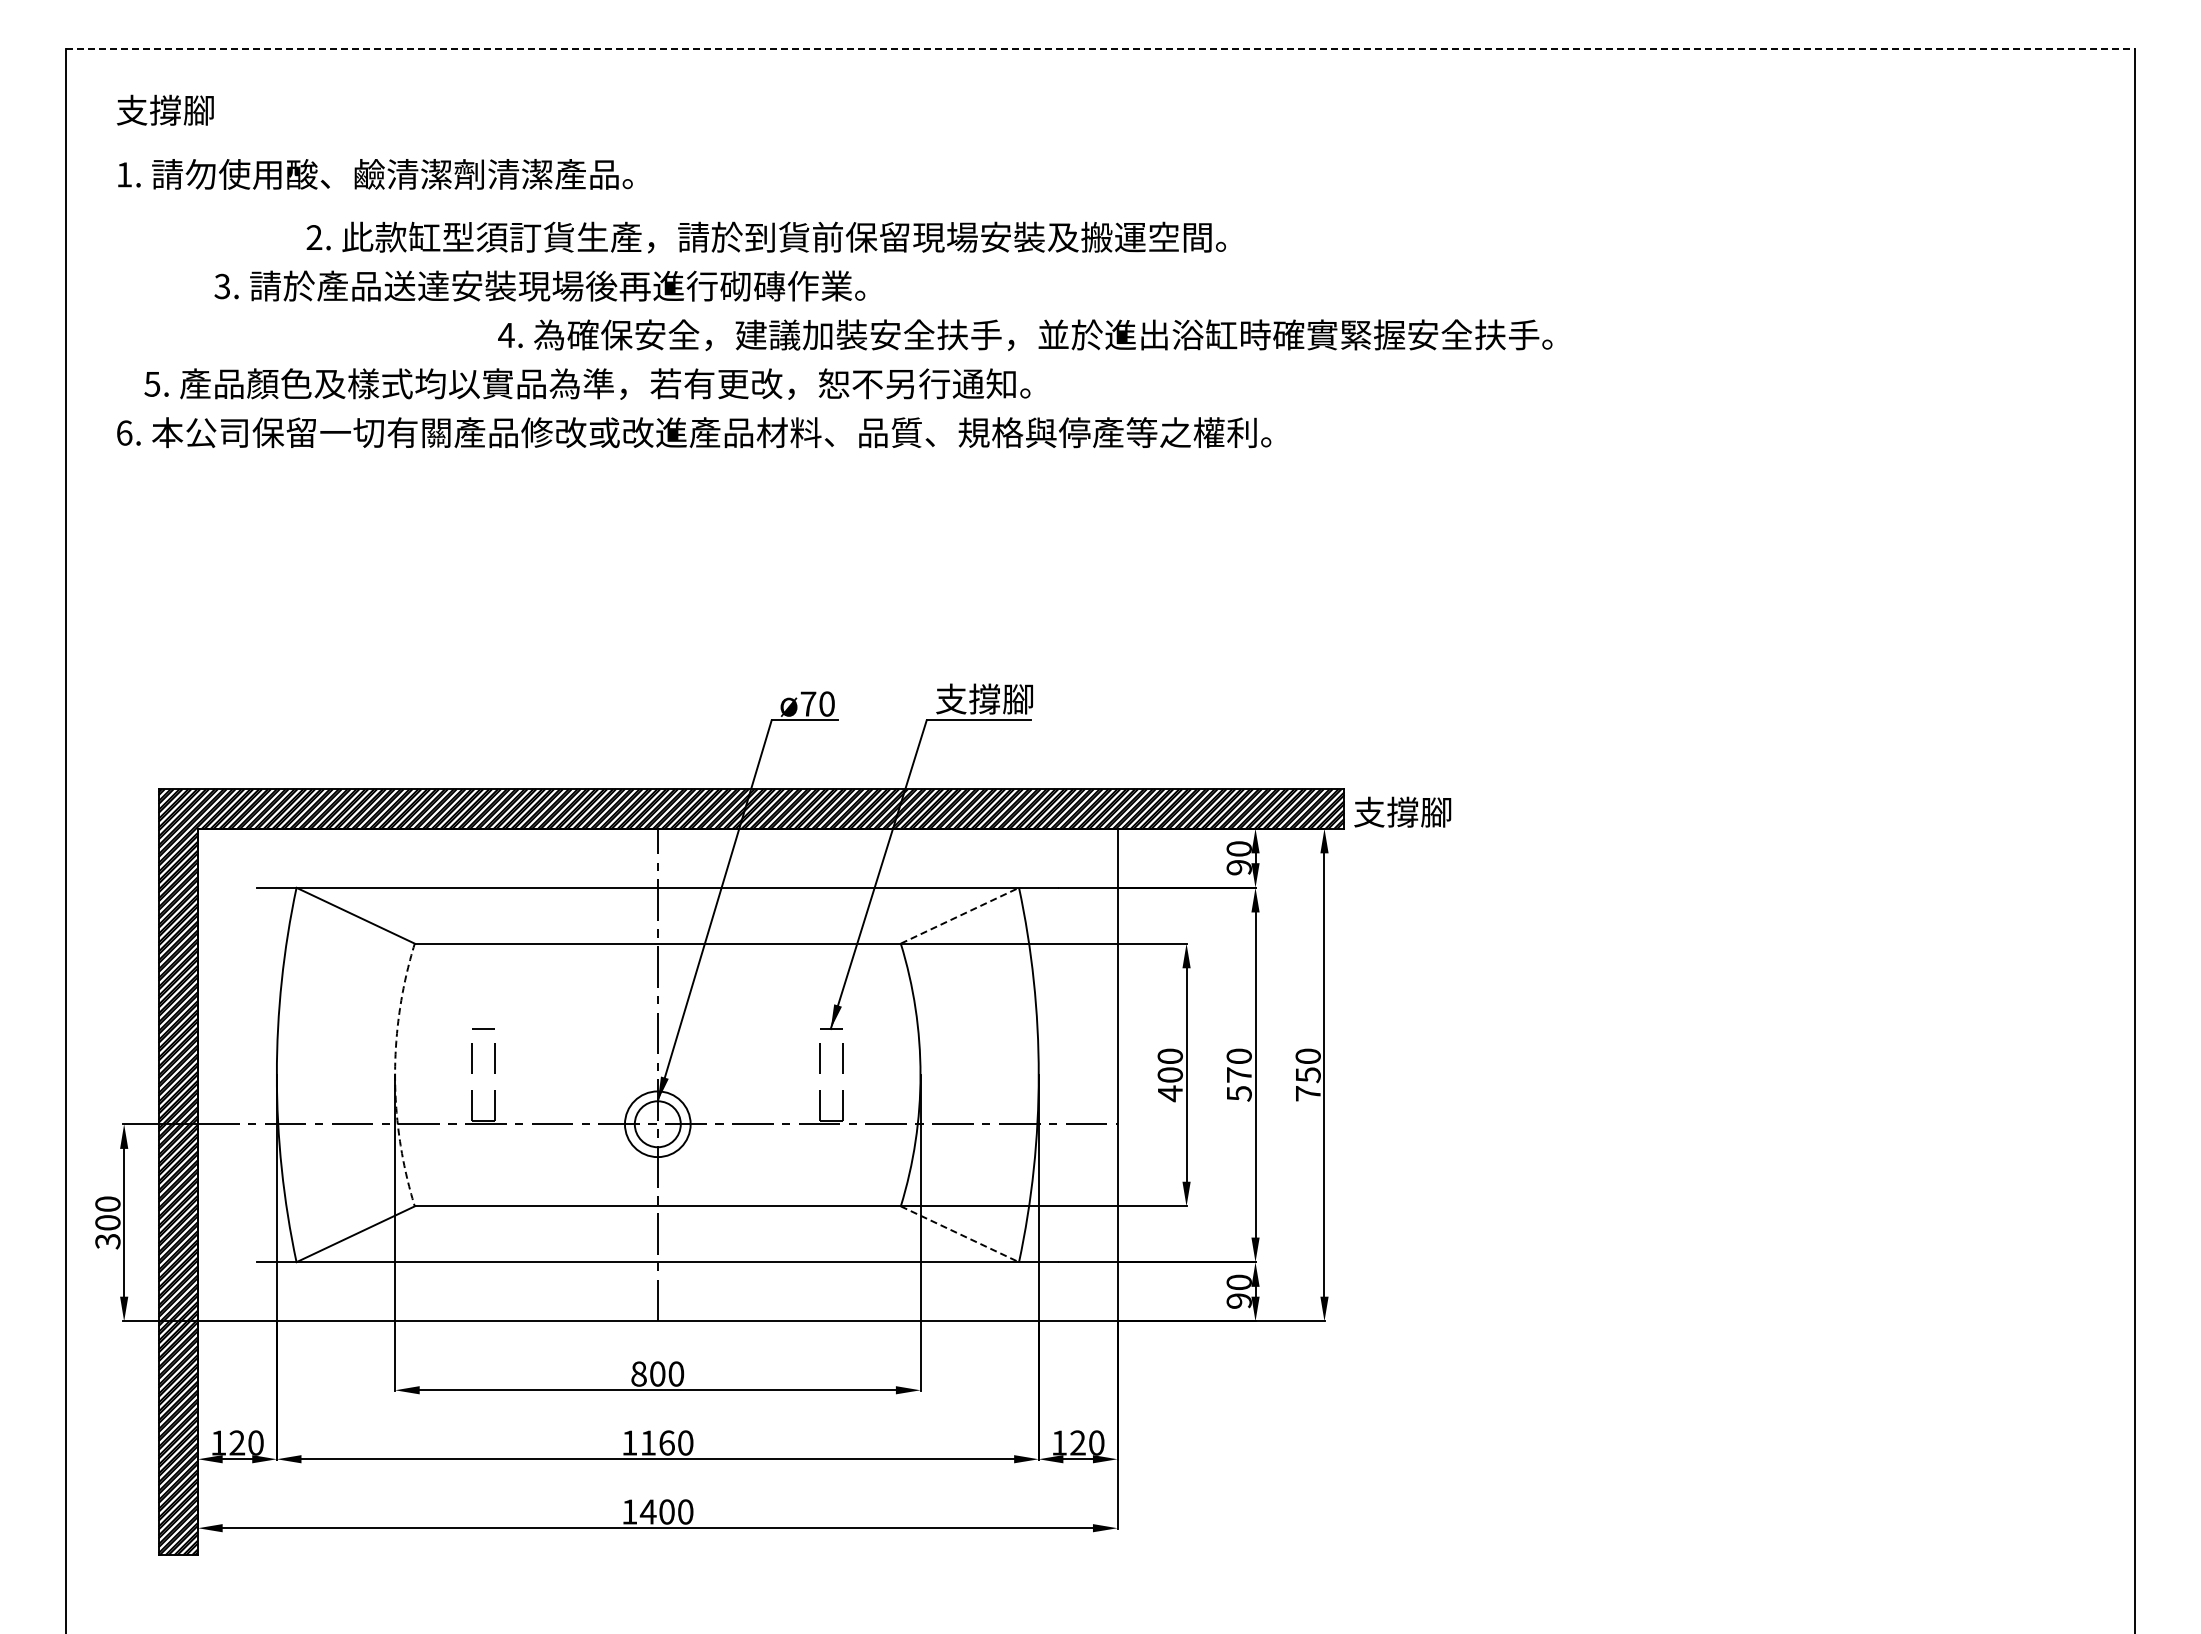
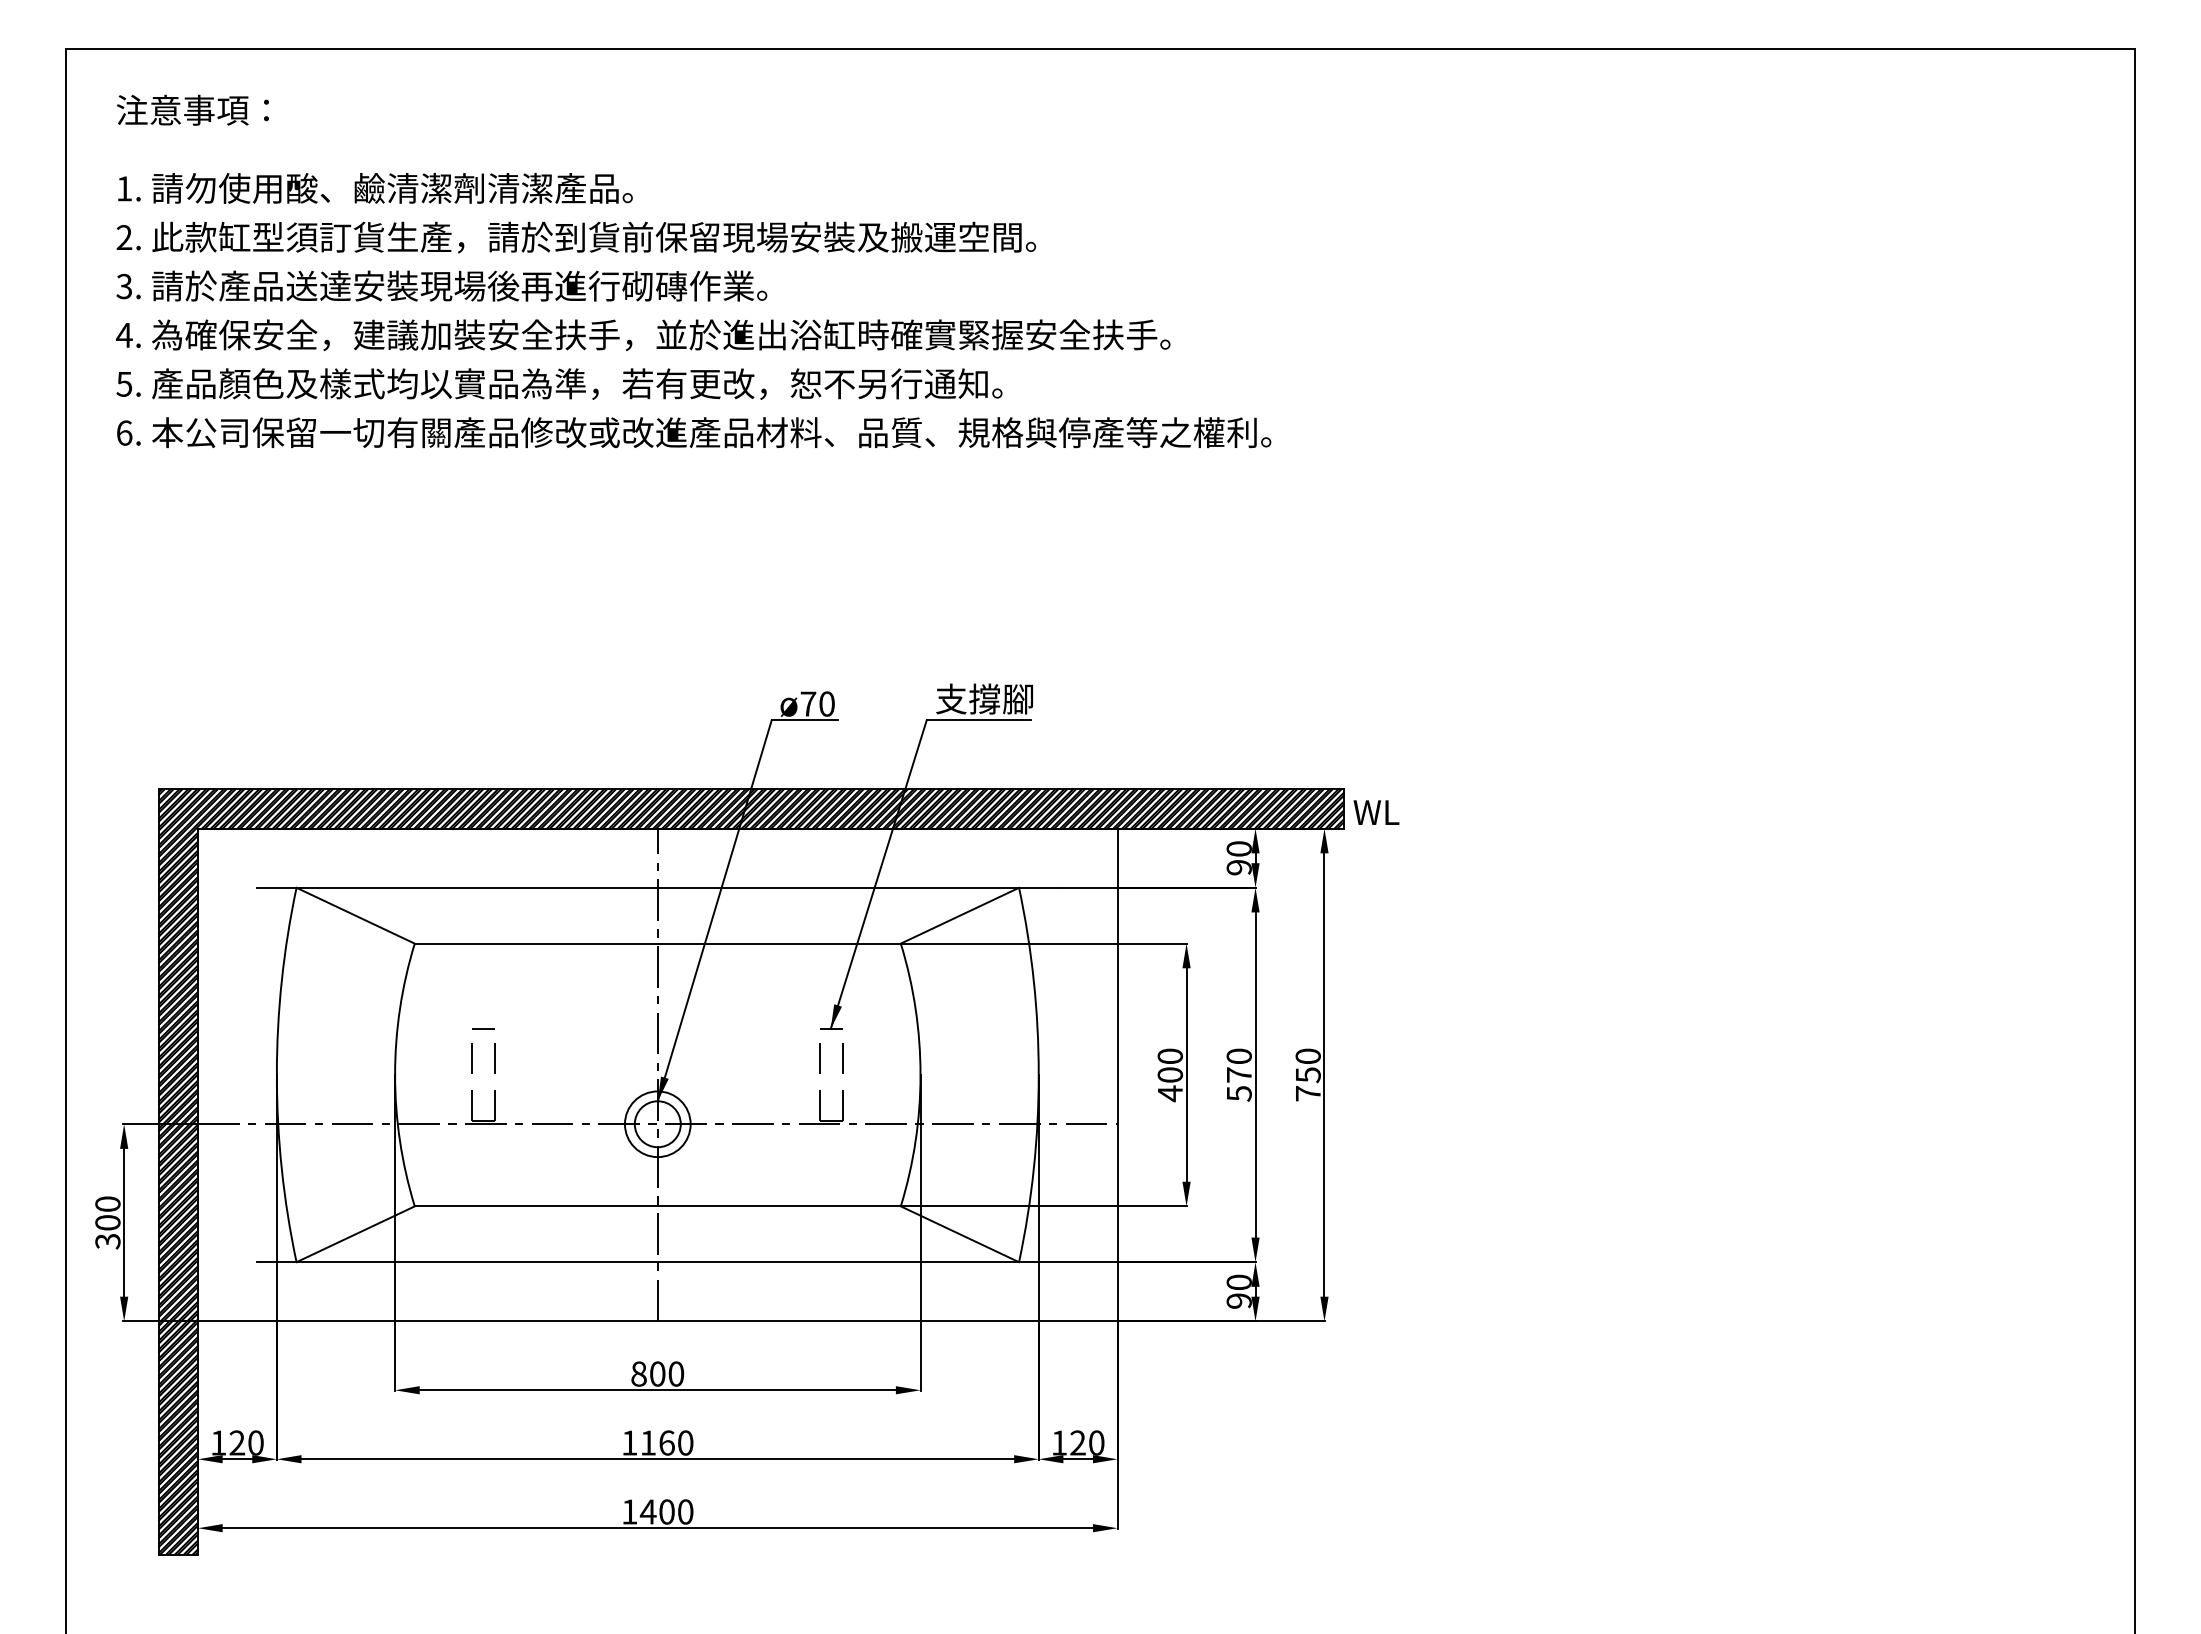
line: dashed -> solid (1101, 49)
text: 支撐腳 -> 注意事項： (192, 109)
text position: (375, 174) -> (375, 188) (375, 188)
text position: (765, 237) -> (575, 237) (575, 237)
text position: (539, 285) -> (441, 285) (441, 285)
text position: (1025, 335) -> (643, 335) (643, 335)
text position: (587, 383) -> (559, 383) (559, 383)
text: 支撐腳 -> WL (1402, 811)
line: dashed -> solid (960, 915)
arc: dashed -> solid (395, 1075)
line: dashed -> solid (960, 1234)
